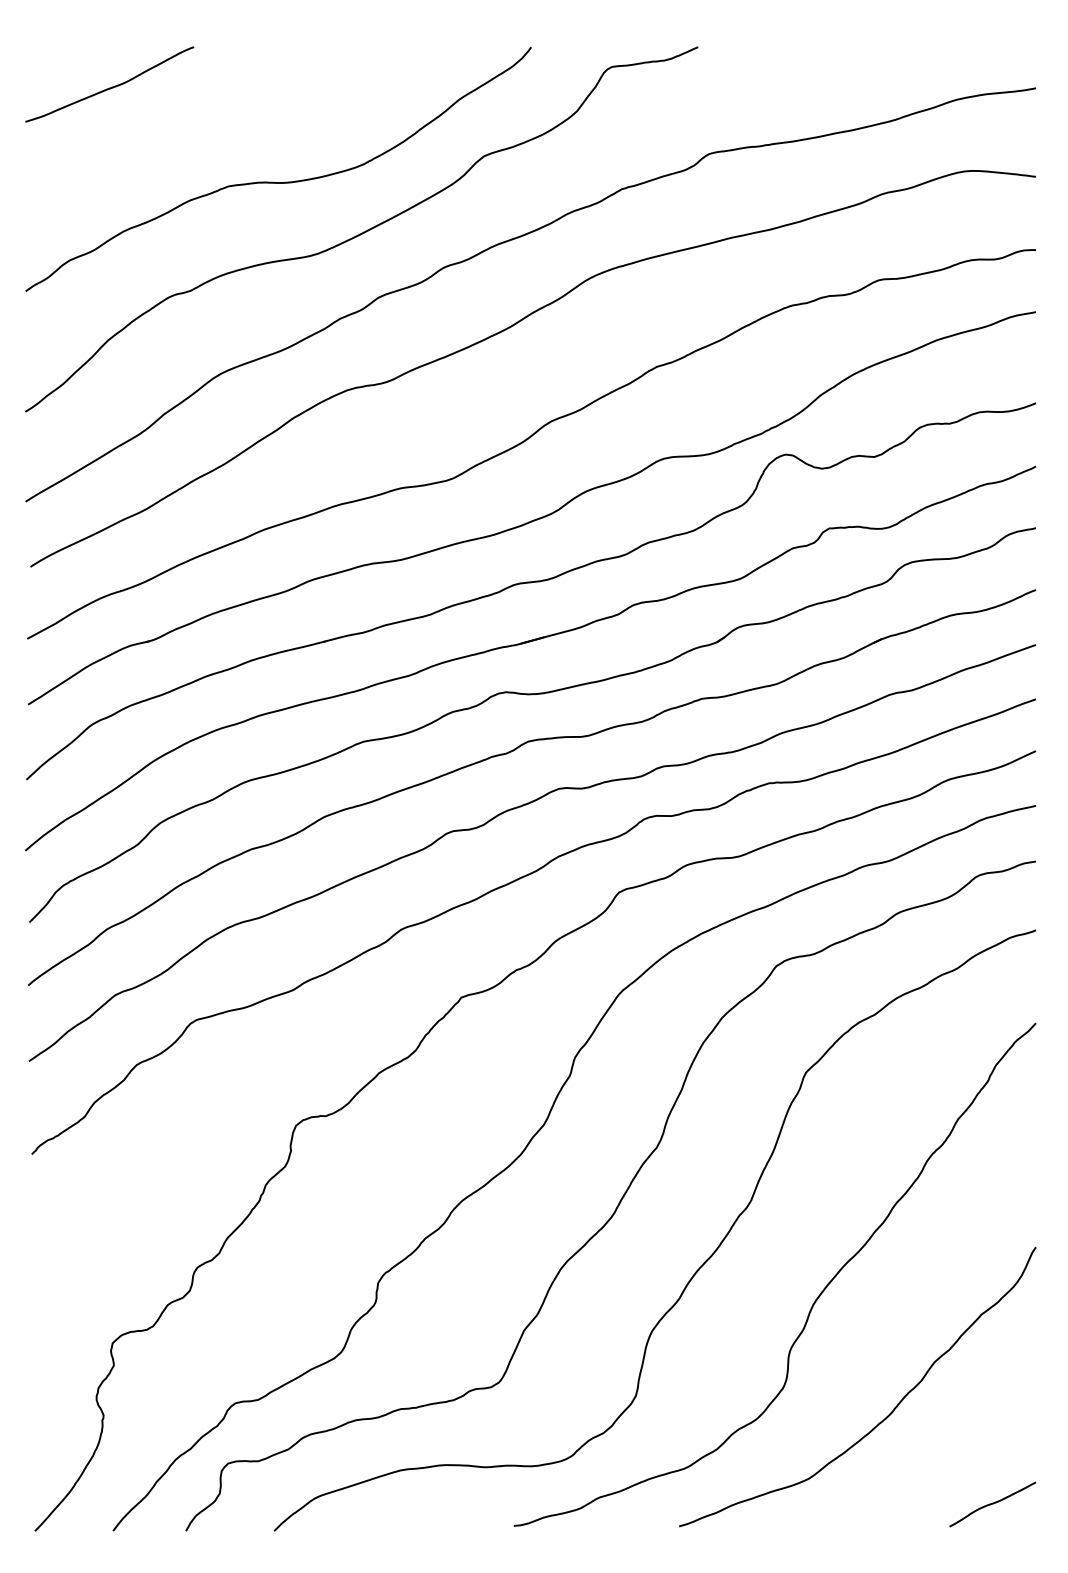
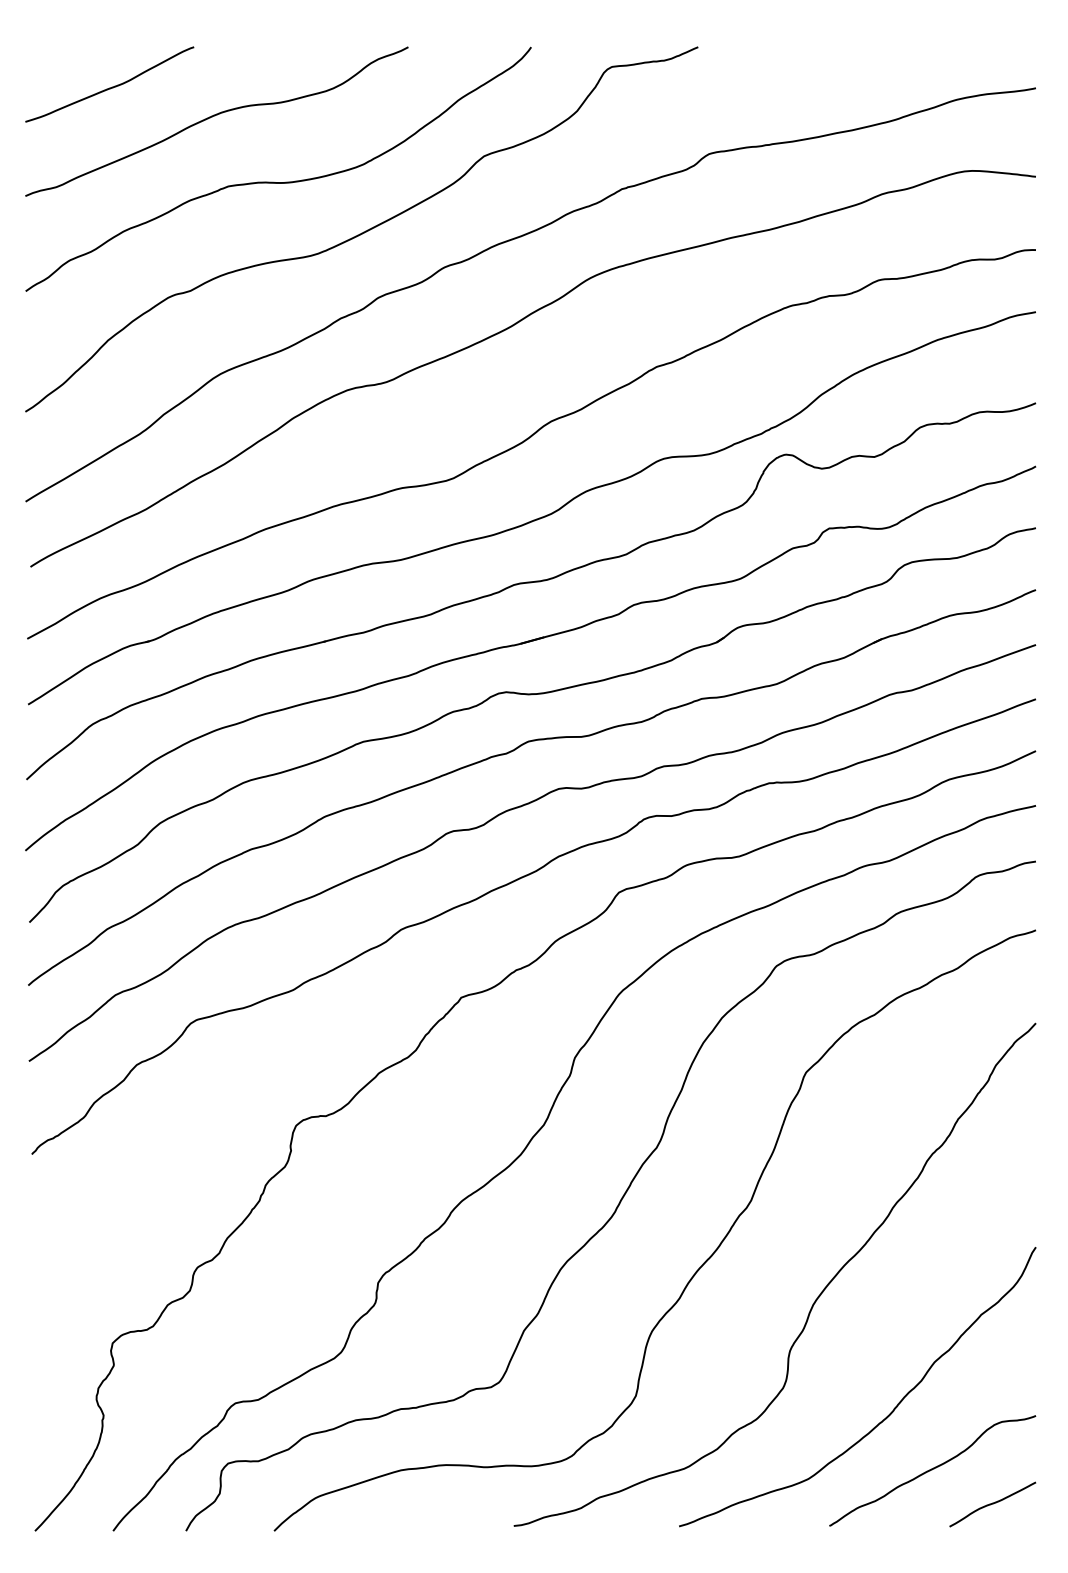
curve: none -> present (215, 116)
curve: none -> present (932, 1470)
